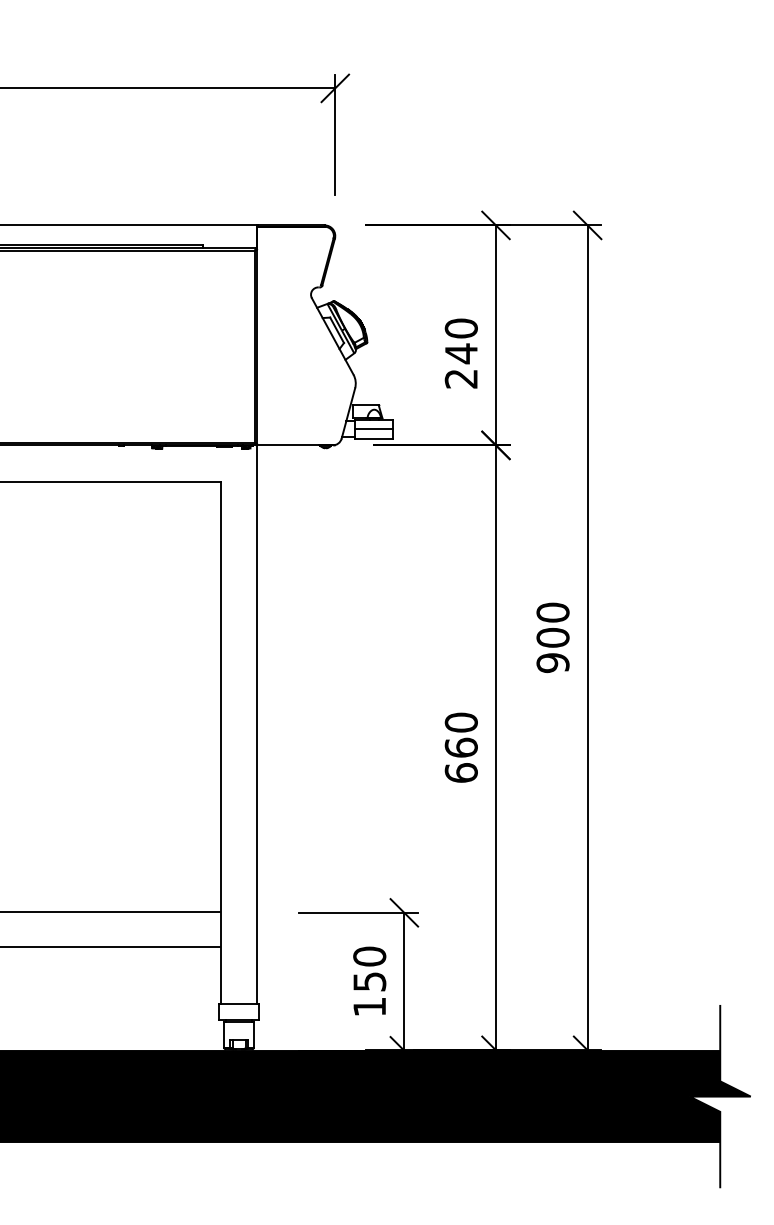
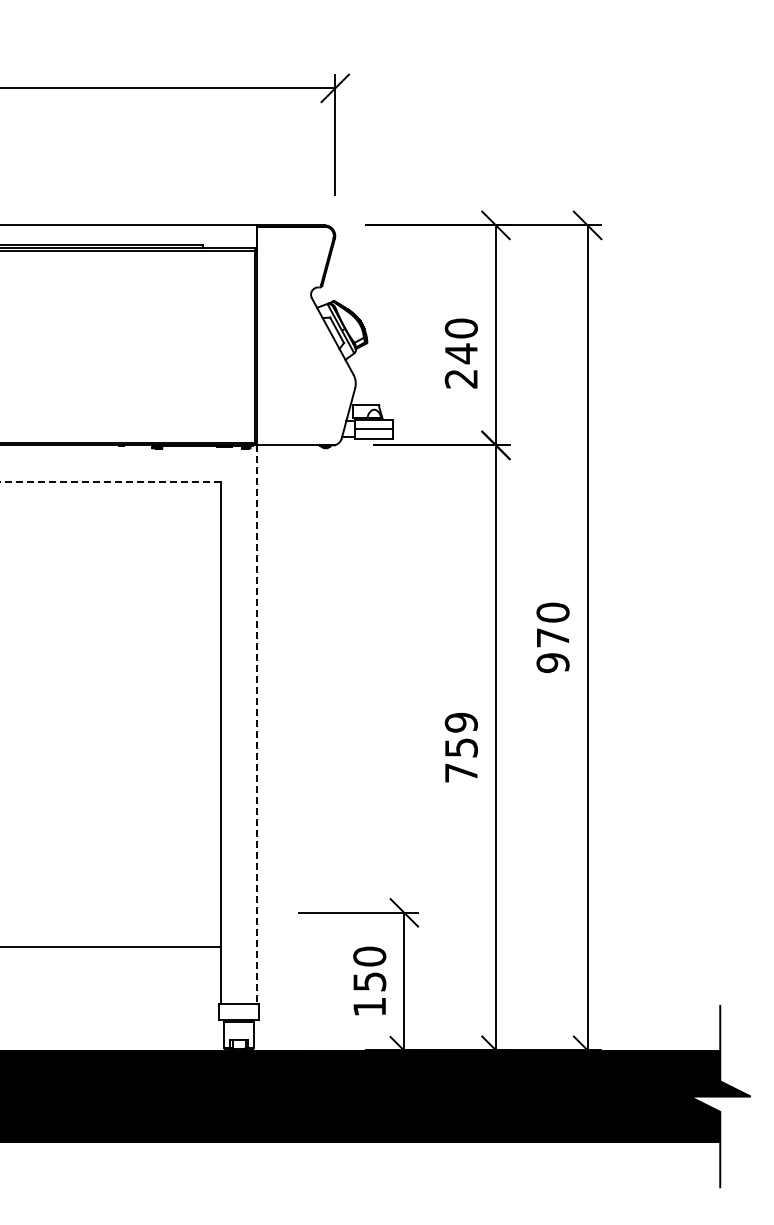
line: solid -> dashed (110, 482)
text: 900 -> 970 (552, 637)
line: solid -> dashed (257, 725)
text: 660 -> 759 (460, 747)
line: present -> none (111, 911)
